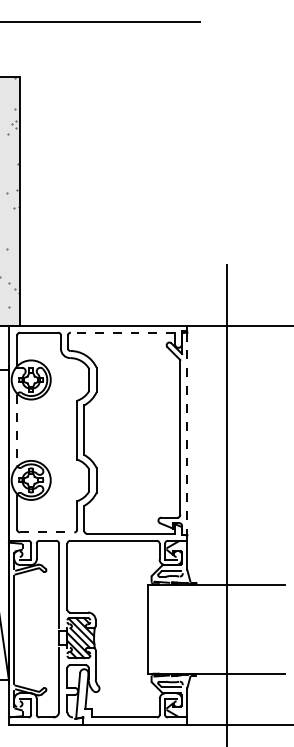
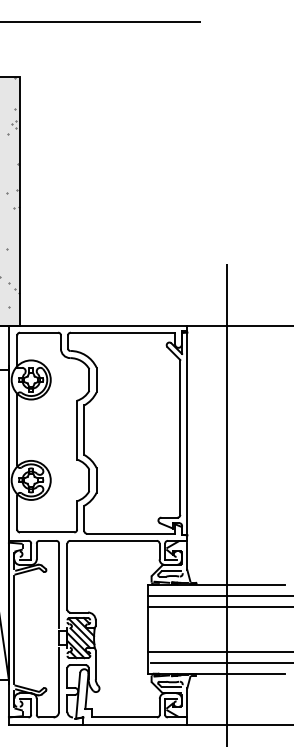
line: dashed -> solid (122, 332)
line: dashed -> solid (17, 430)
line: dashed -> solid (187, 434)
line: dashed -> solid (47, 532)
line: none -> present (219, 595)
line: none -> present (219, 606)
line: none -> present (219, 651)
line: none -> present (220, 662)
